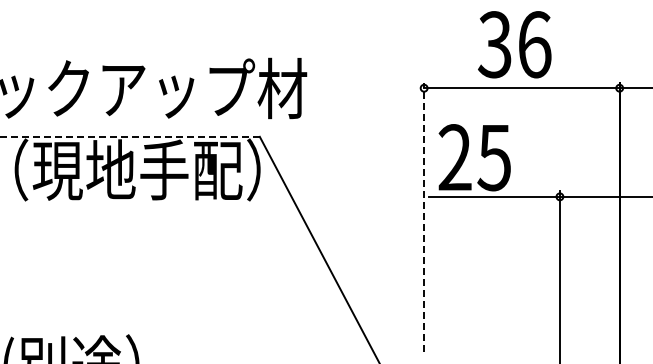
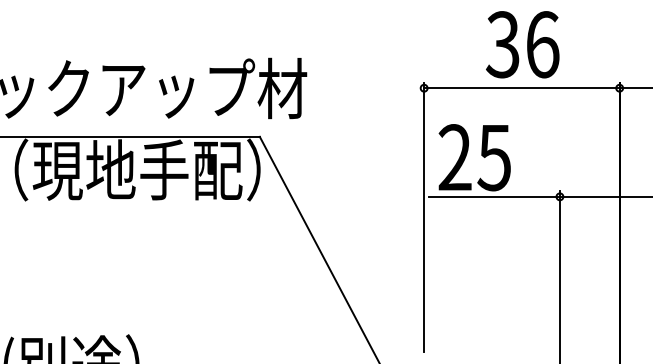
text position: (514, 44) -> (522, 44) (522, 44)
line: dashed -> solid (130, 136)
line: dashed -> solid (424, 216)
